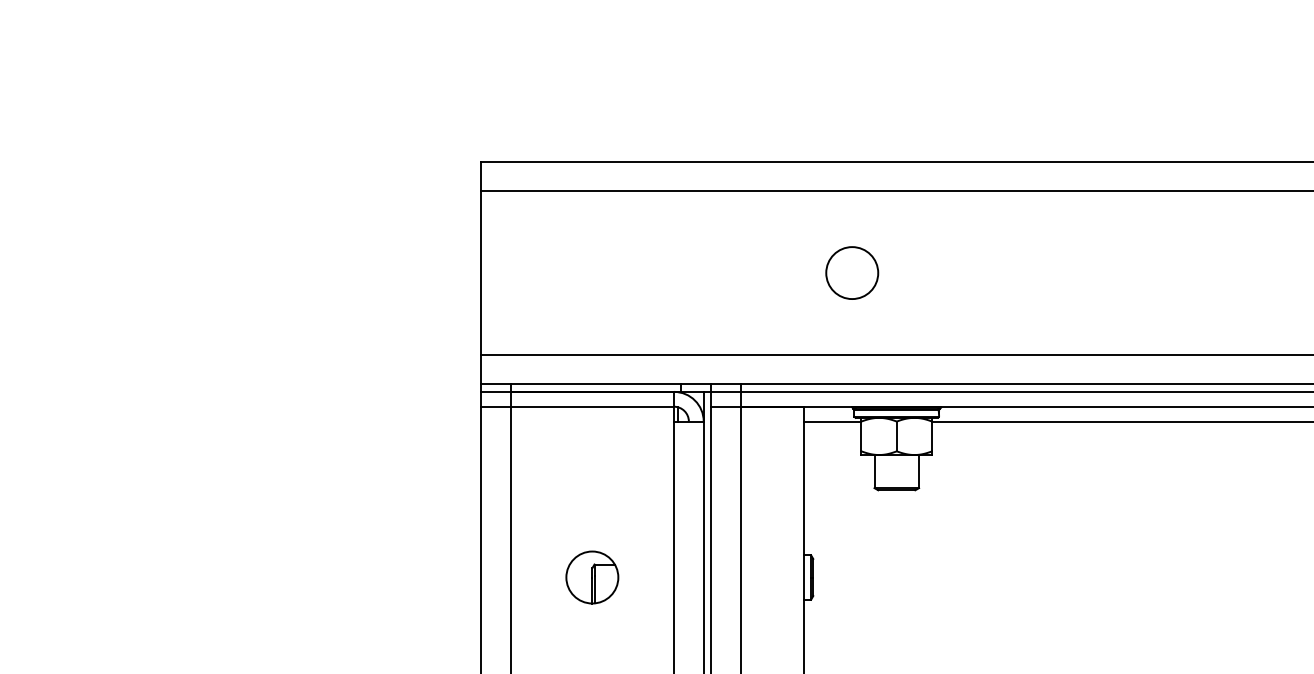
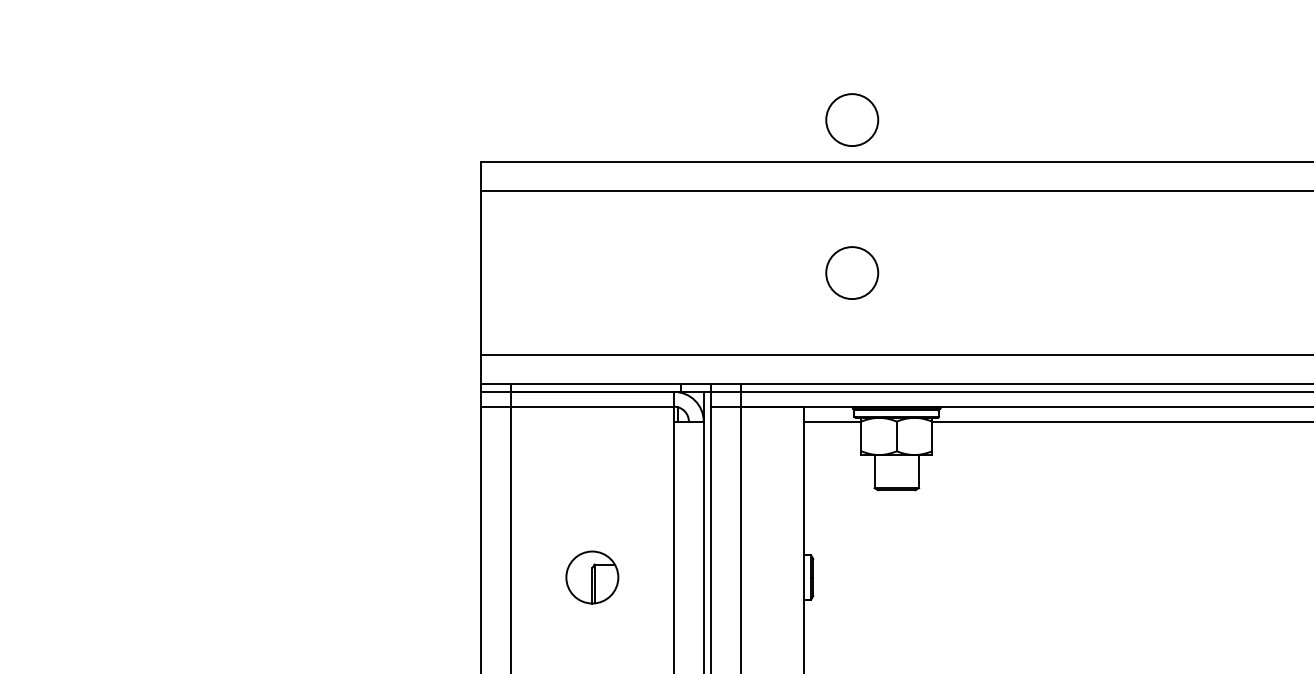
circle: none -> present (852, 119)
